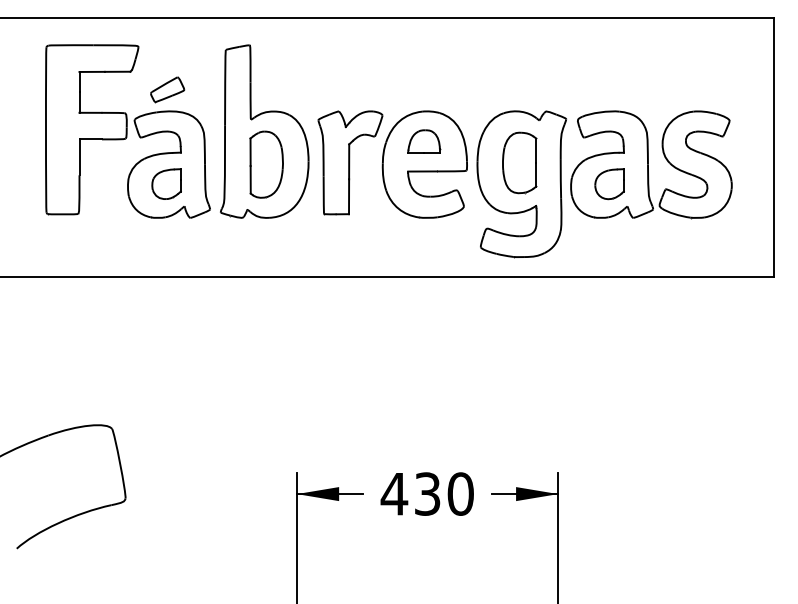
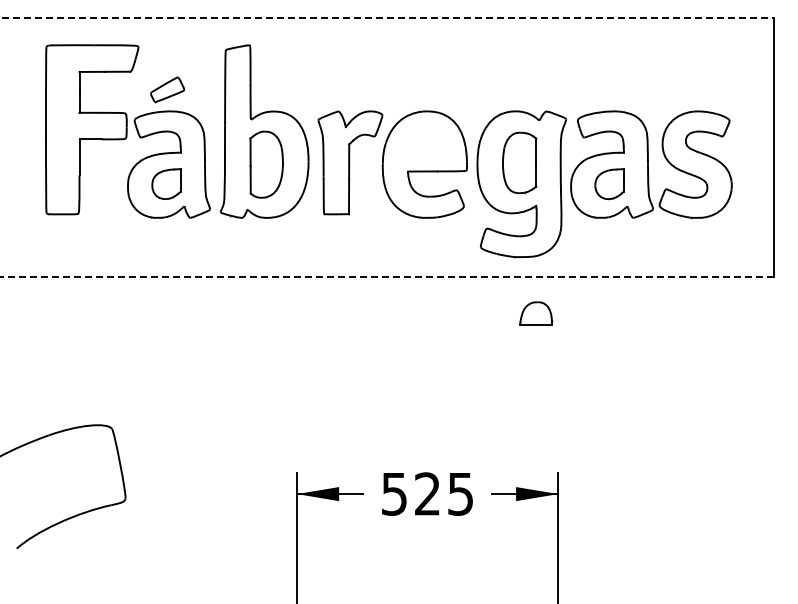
line: solid -> dashed (387, 18)
part position: (424, 141) -> (536, 313) (536, 313)
line: solid -> dashed (387, 276)
text: 430 -> 525 (426, 493)
